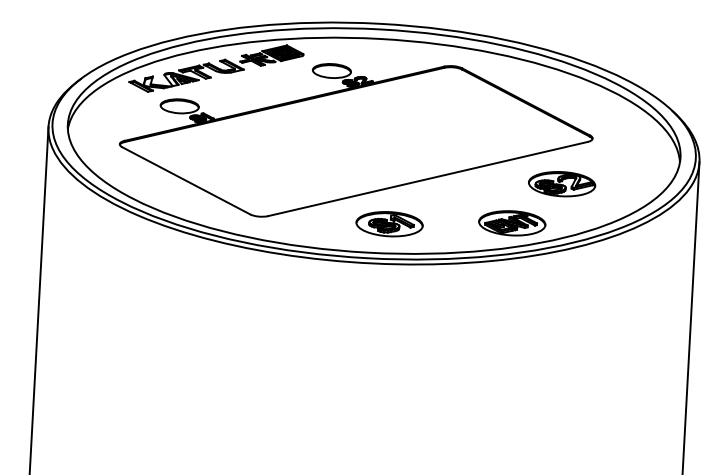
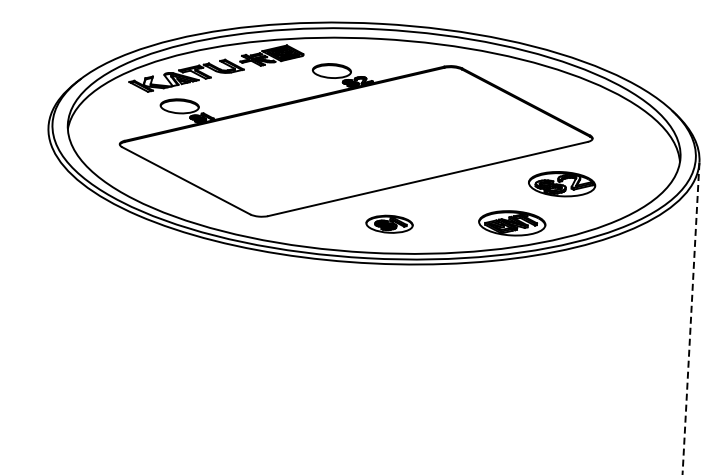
part size: 69x27 px -> 49x20 px (389, 223)
line: present -> none (38, 298)
line: solid -> dashed (691, 317)
